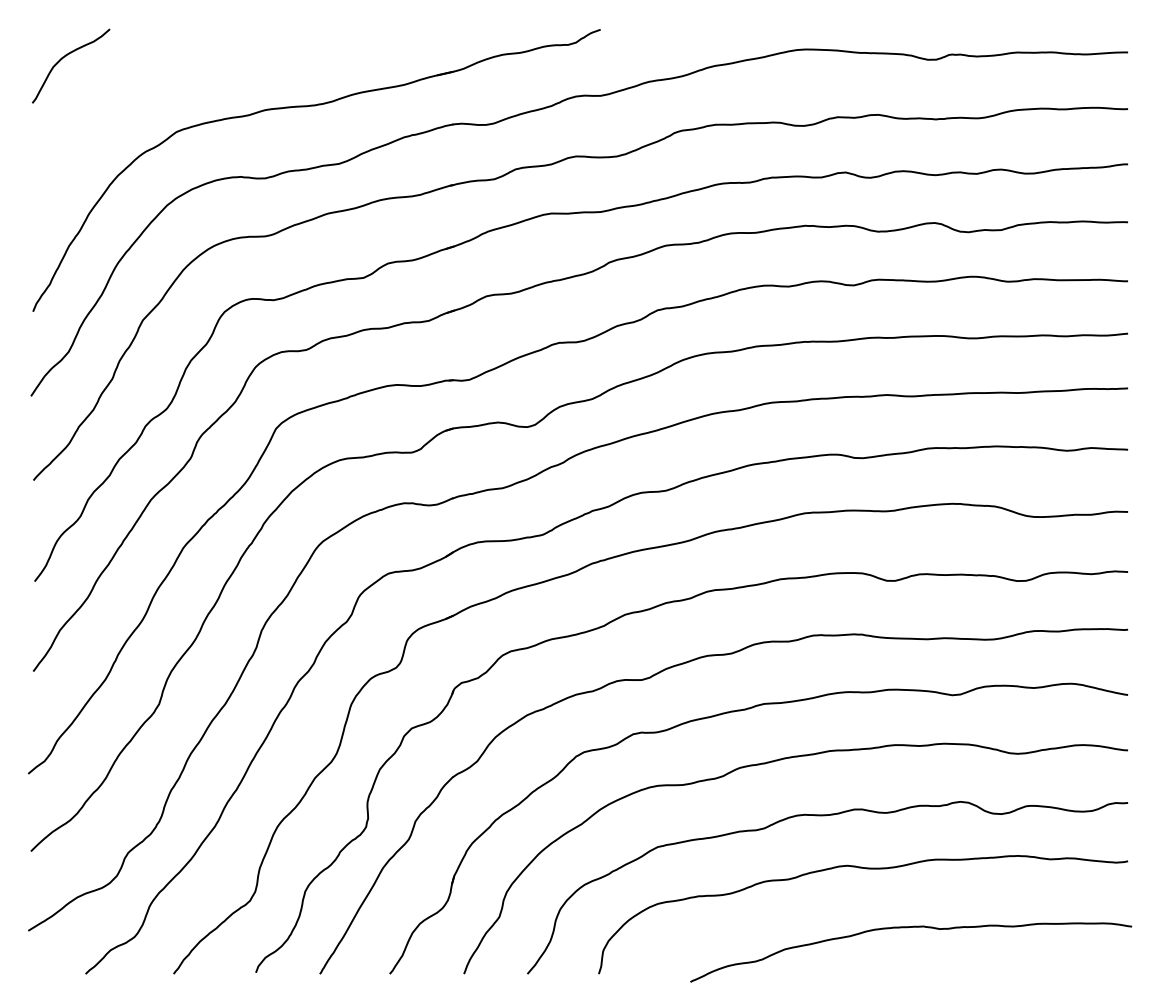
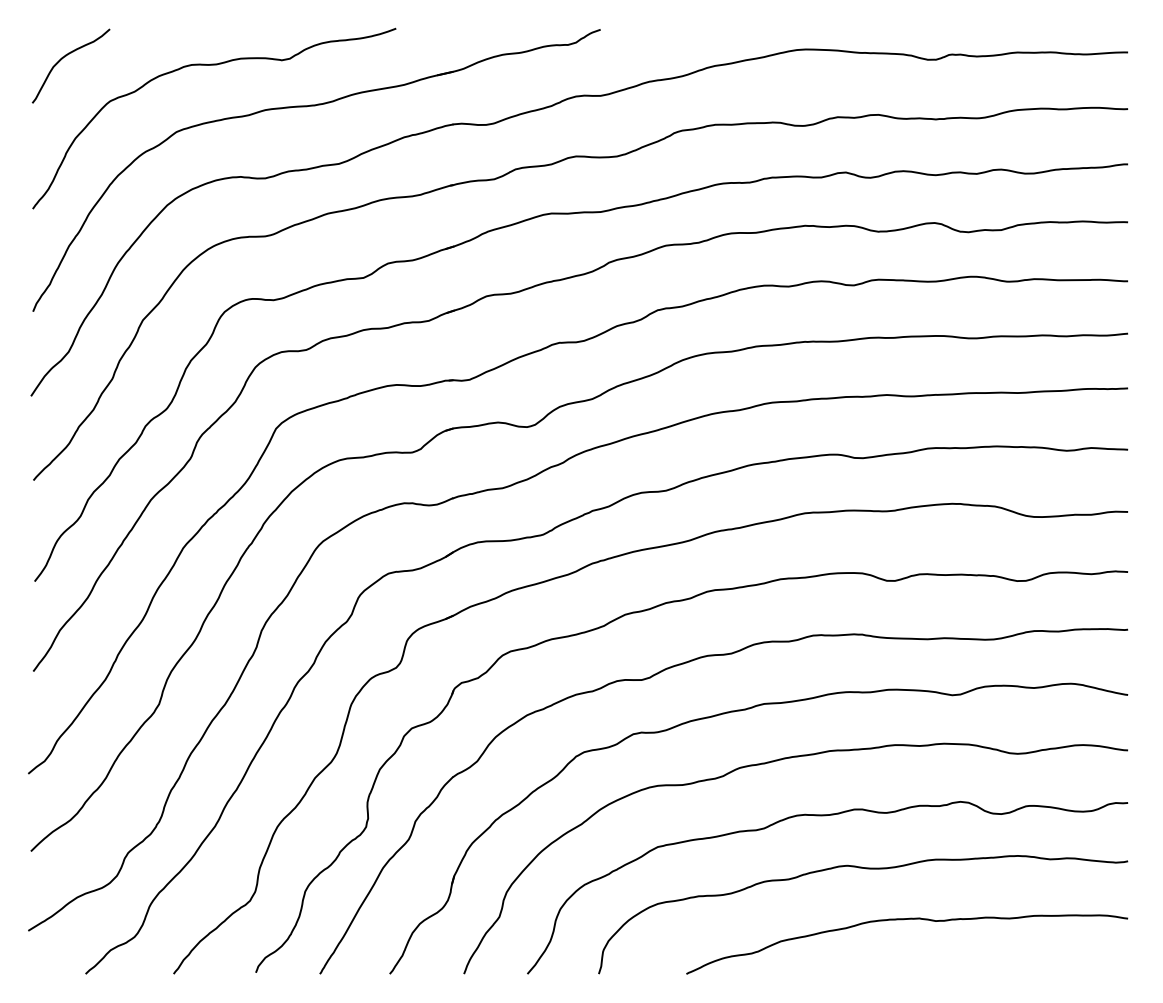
curve: none -> present (214, 65)
curve position: (907, 928) -> (903, 920) (903, 920)
